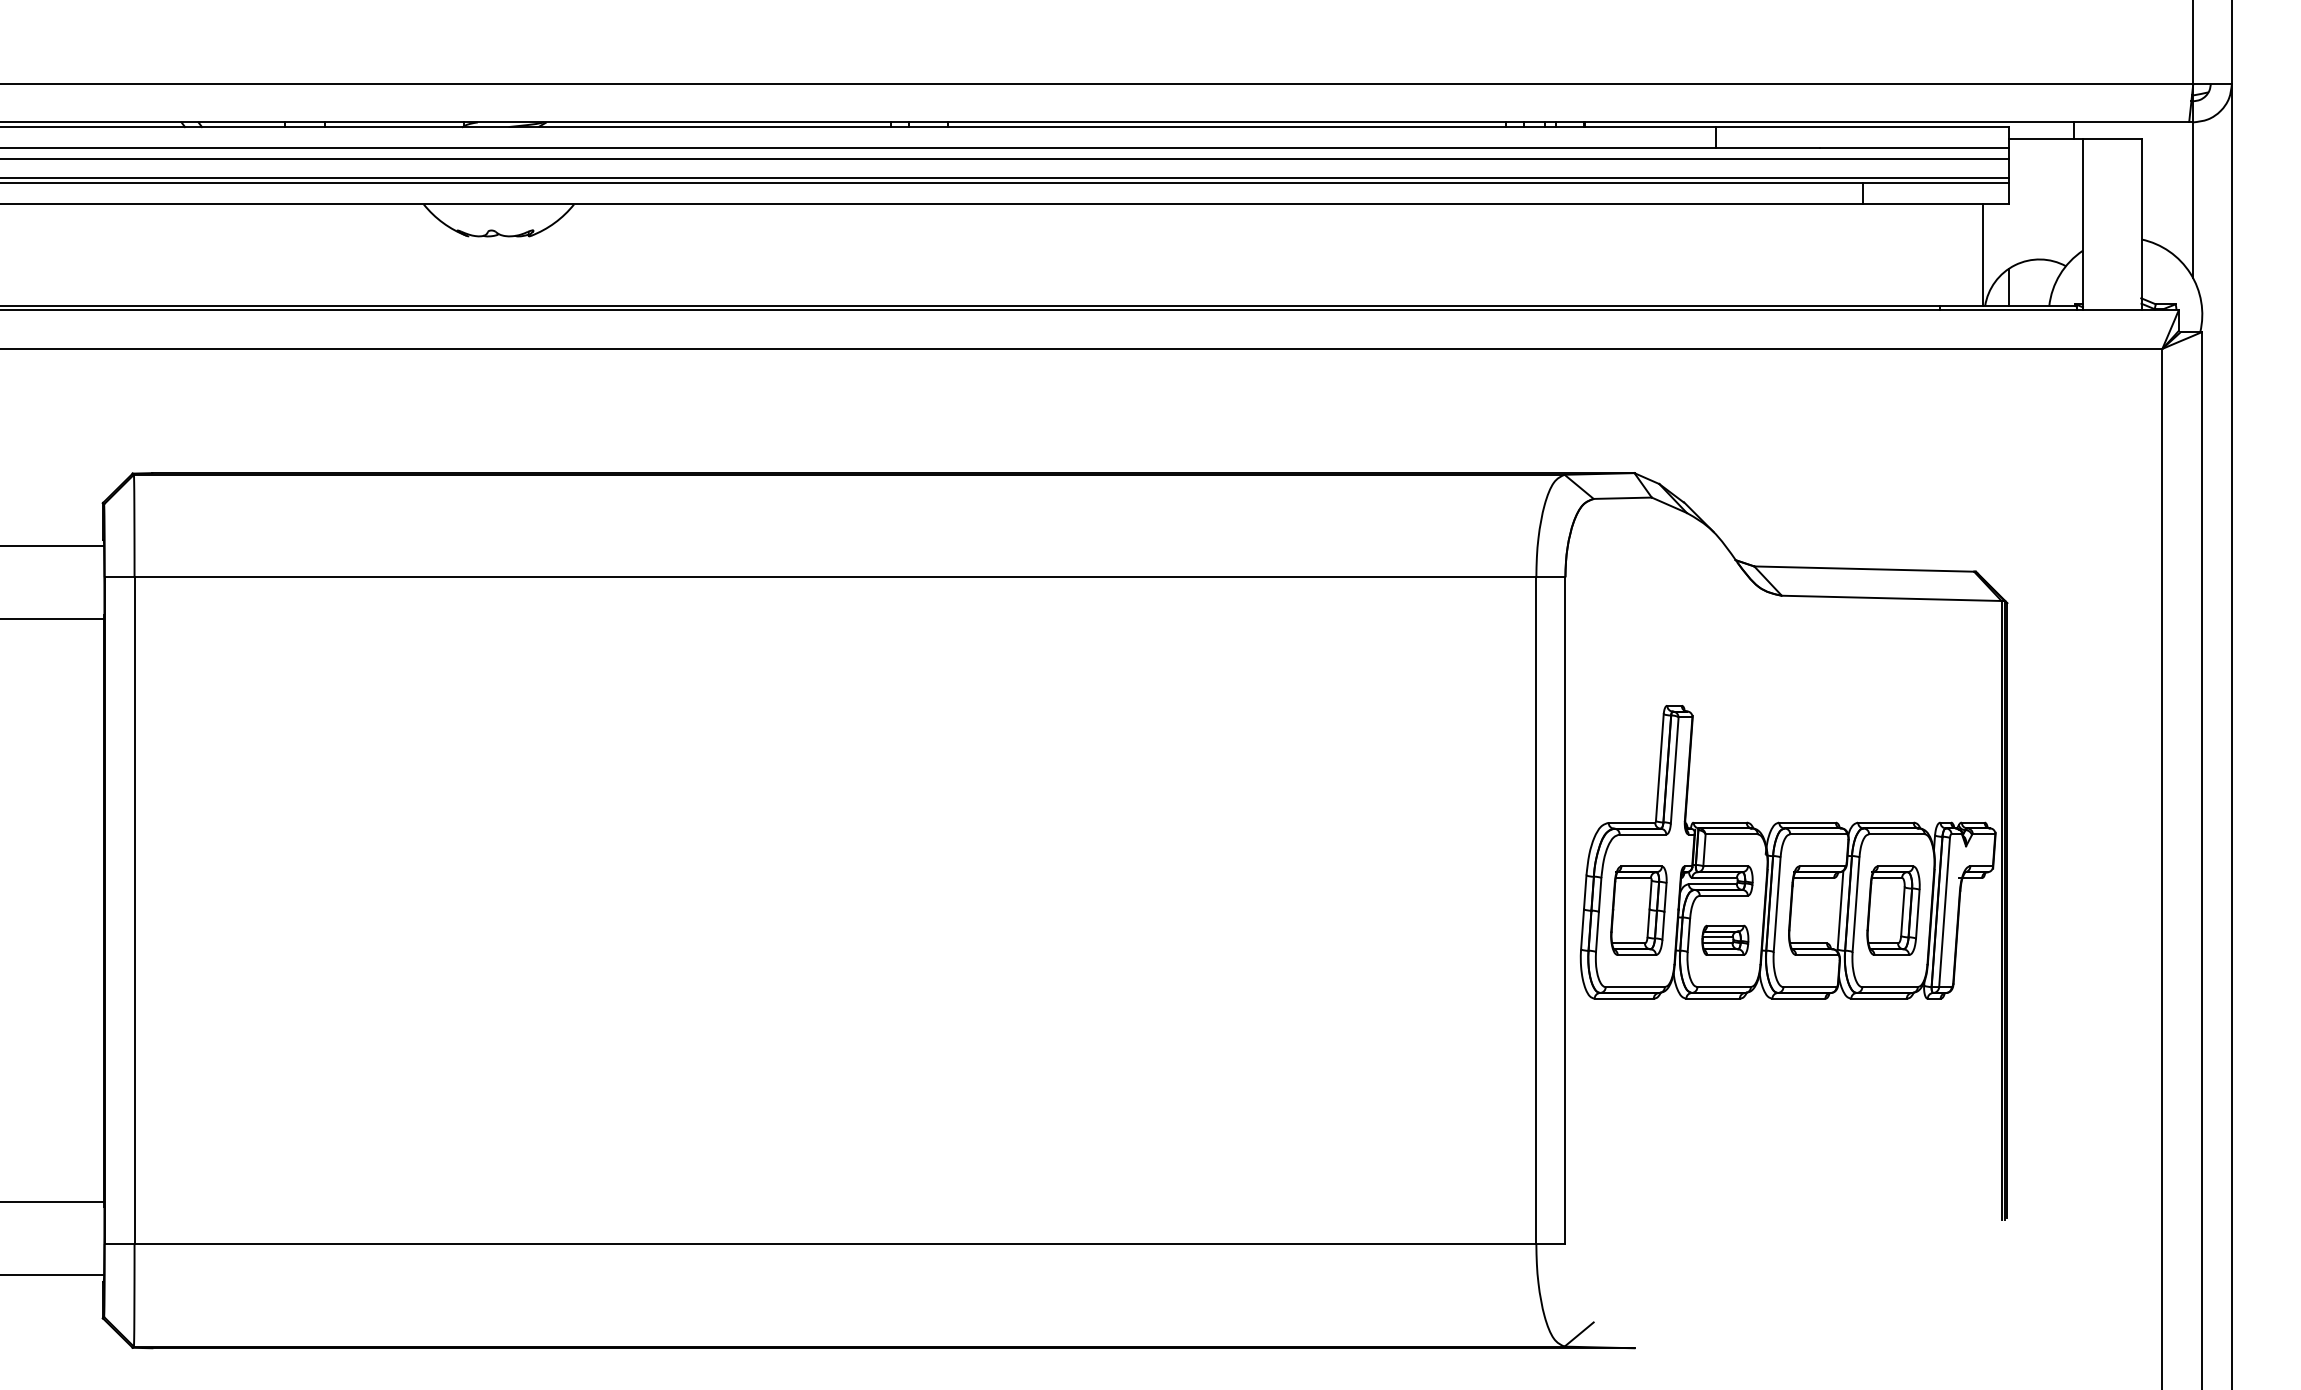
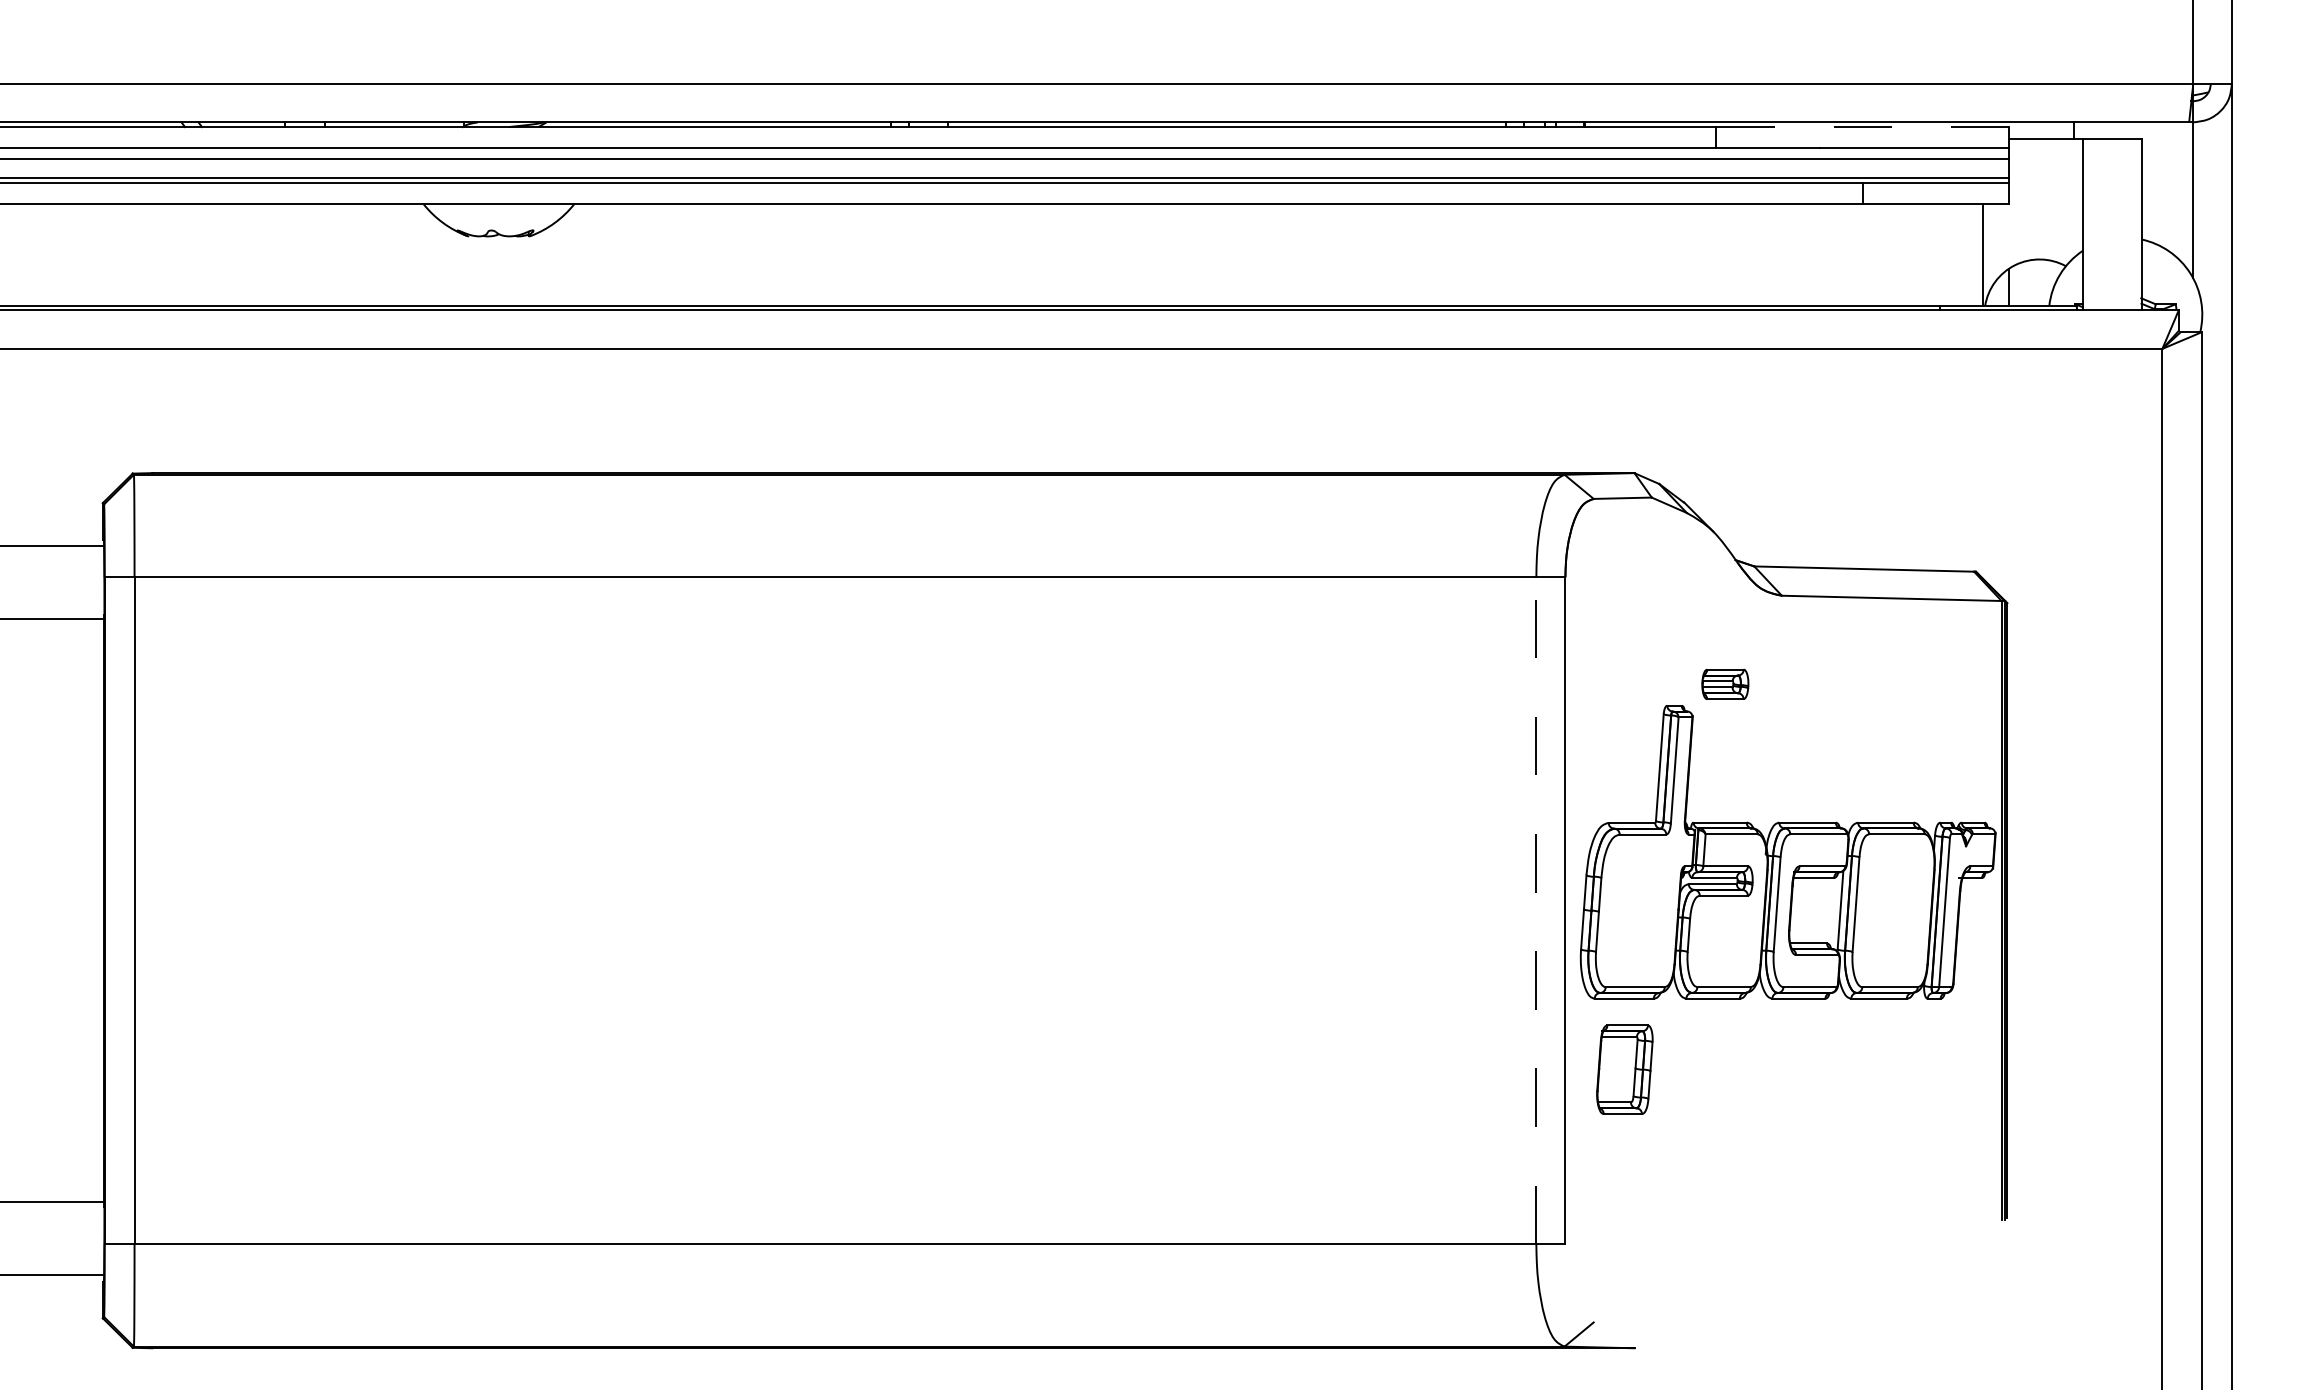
line: solid -> dashed (1863, 127)
line: solid -> dashed (1536, 910)
part position: (1638, 910) -> (1624, 1069) (1624, 1069)
part: present -> none (1893, 910)
part position: (1725, 939) -> (1725, 683) (1725, 683)
